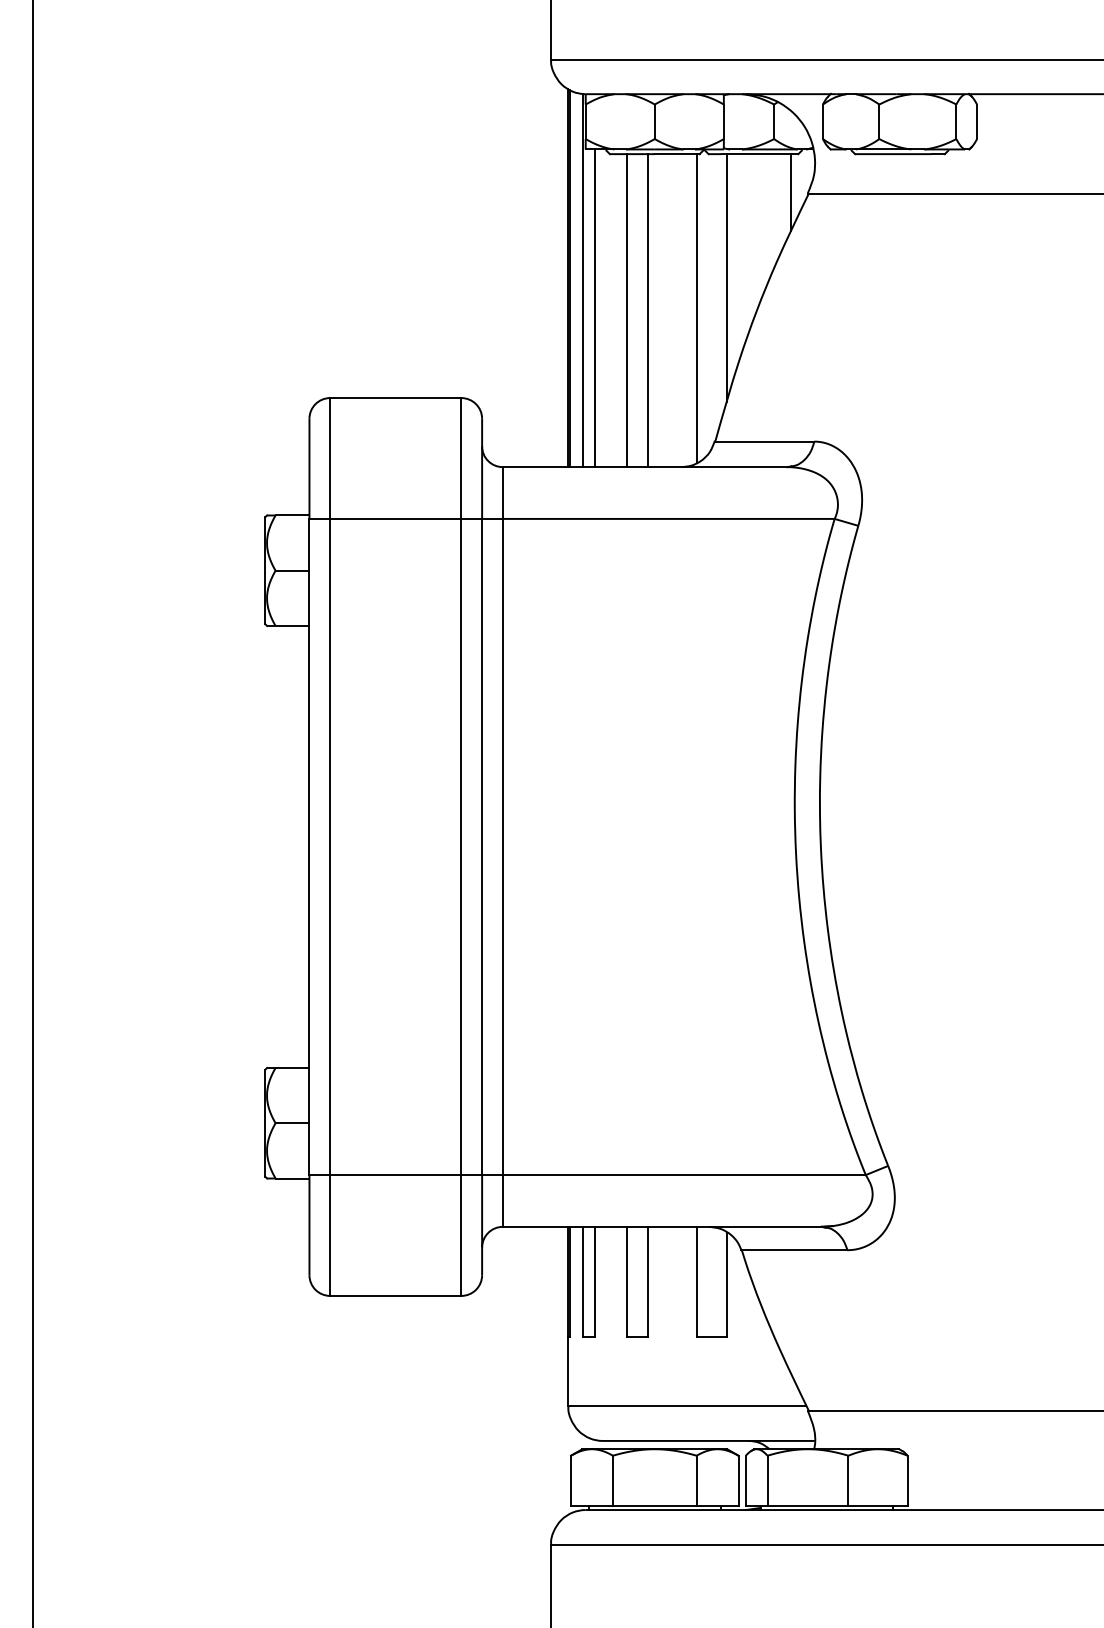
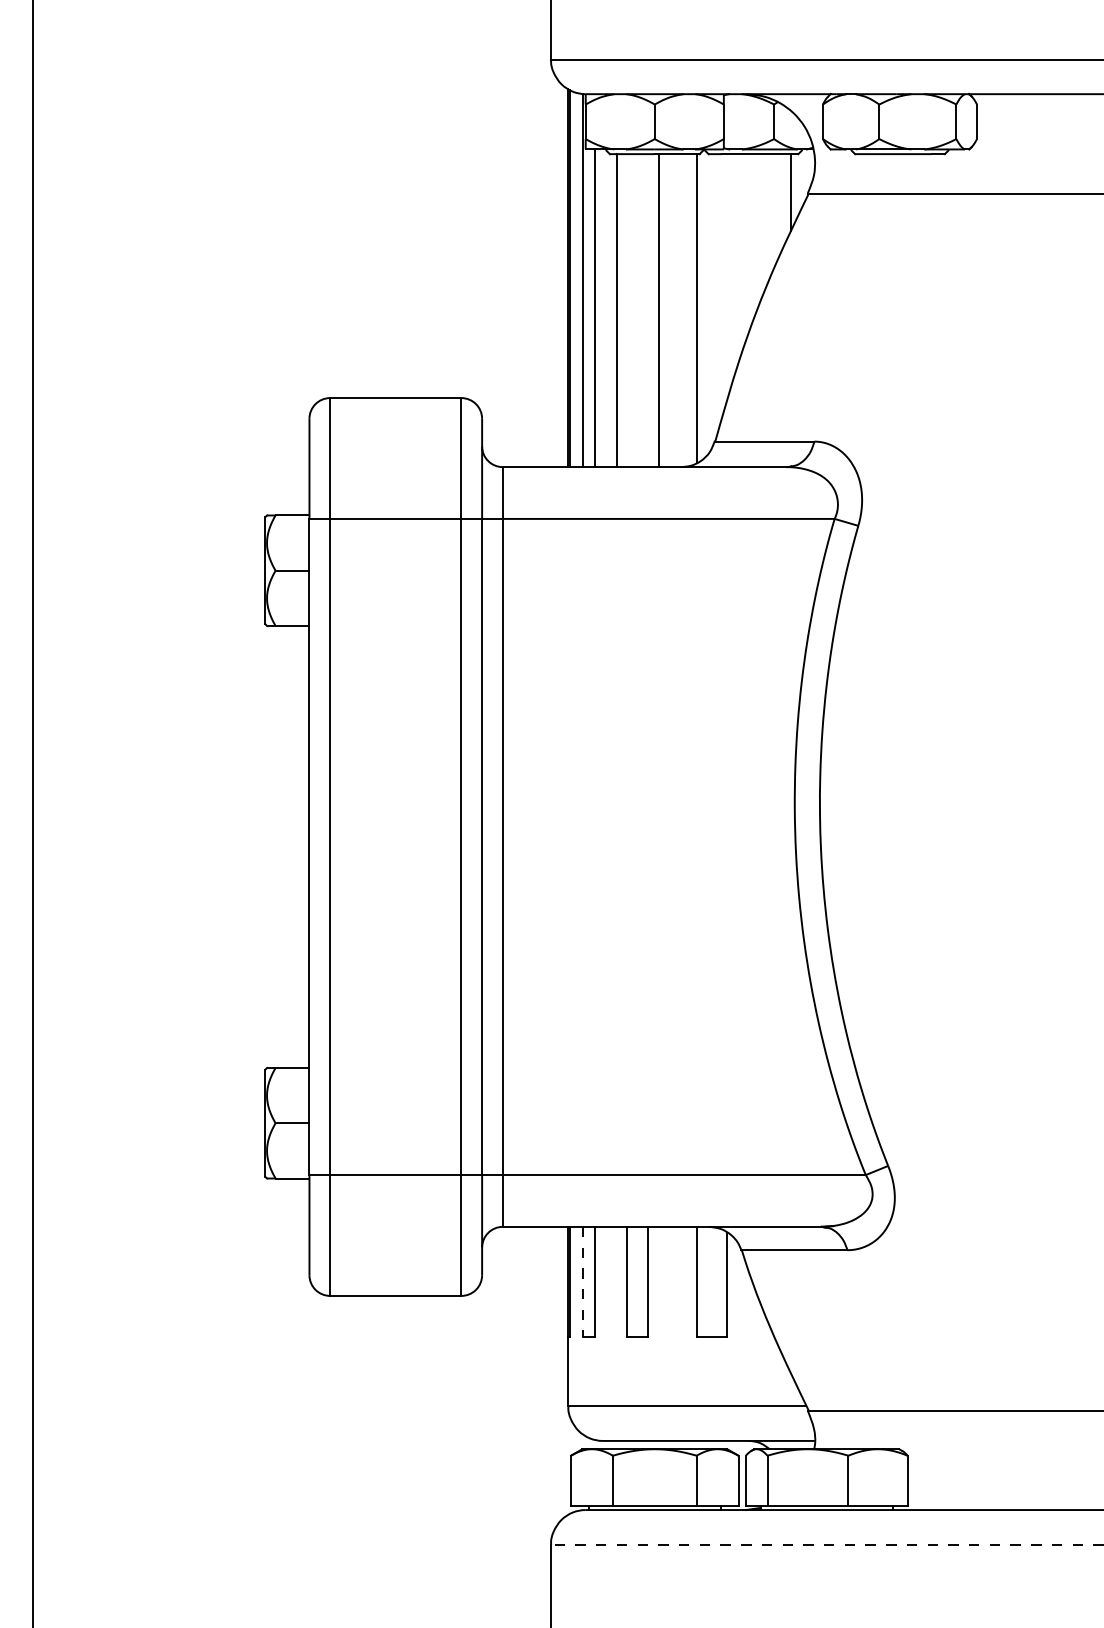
line: present -> none (726, 278)
line position: (626, 310) -> (616, 310) (616, 310)
line position: (647, 310) -> (658, 310) (658, 310)
line: solid -> dashed (583, 1282)
line: solid -> dashed (827, 1544)
